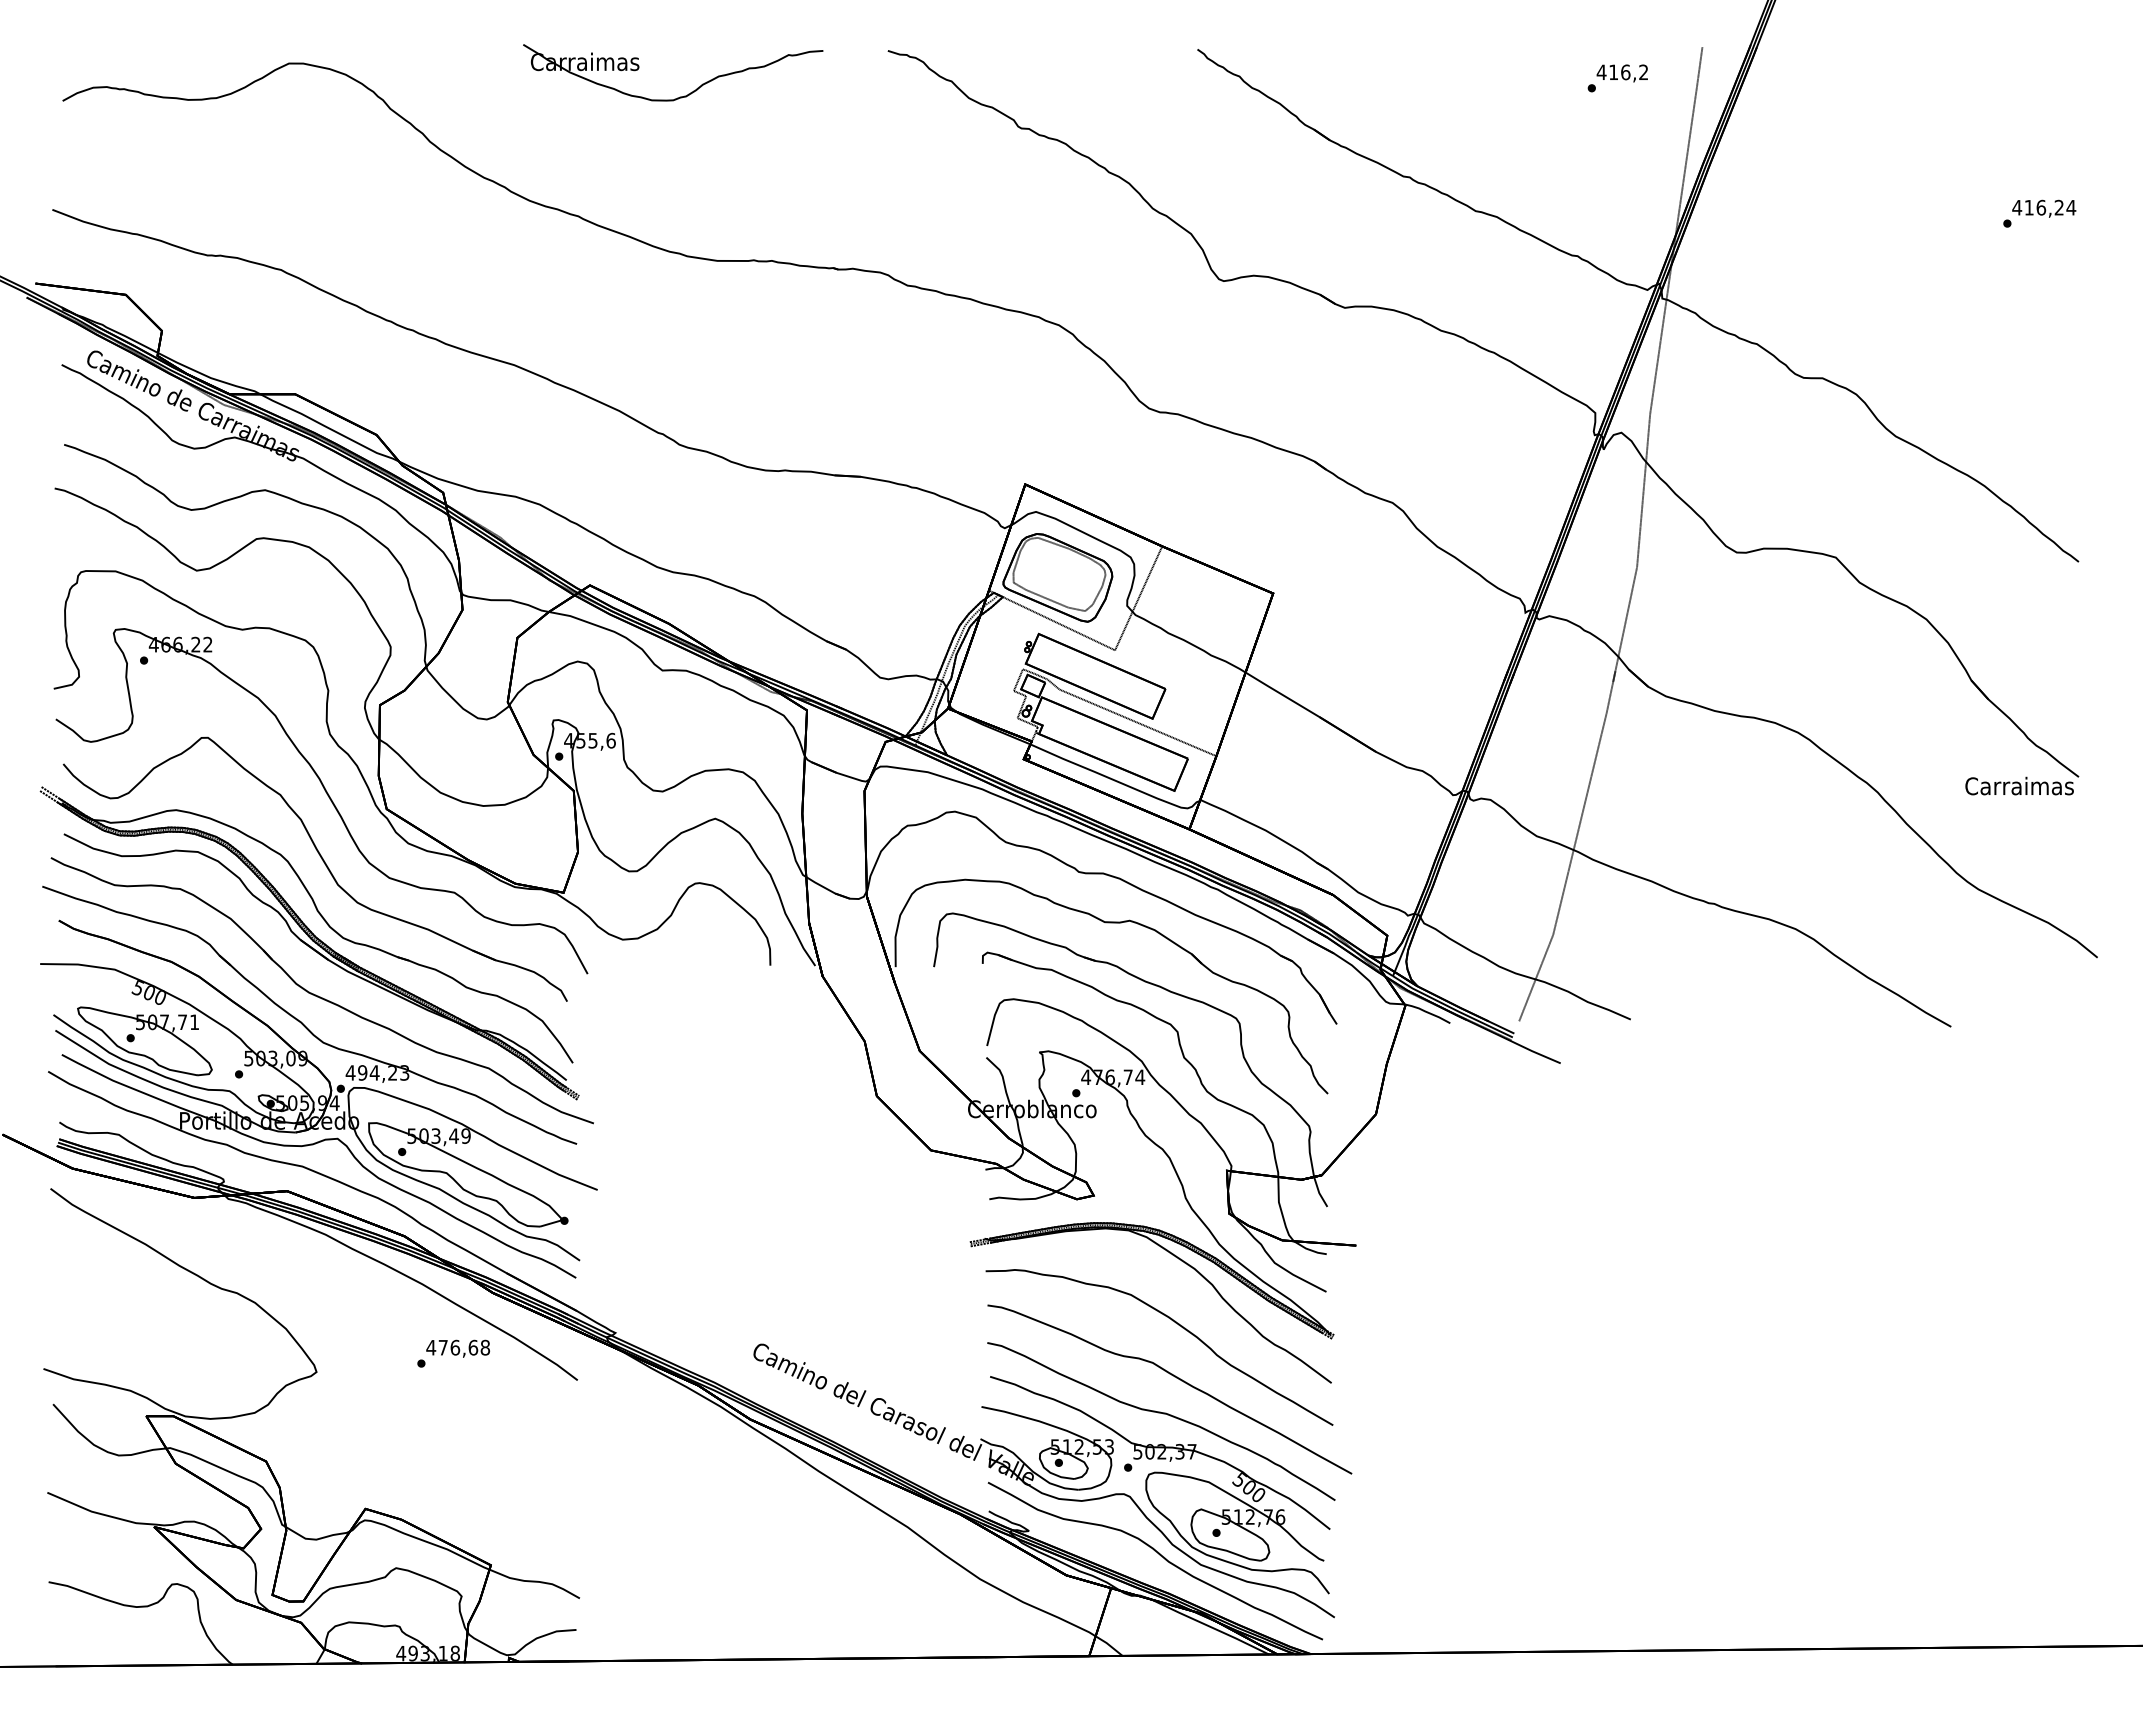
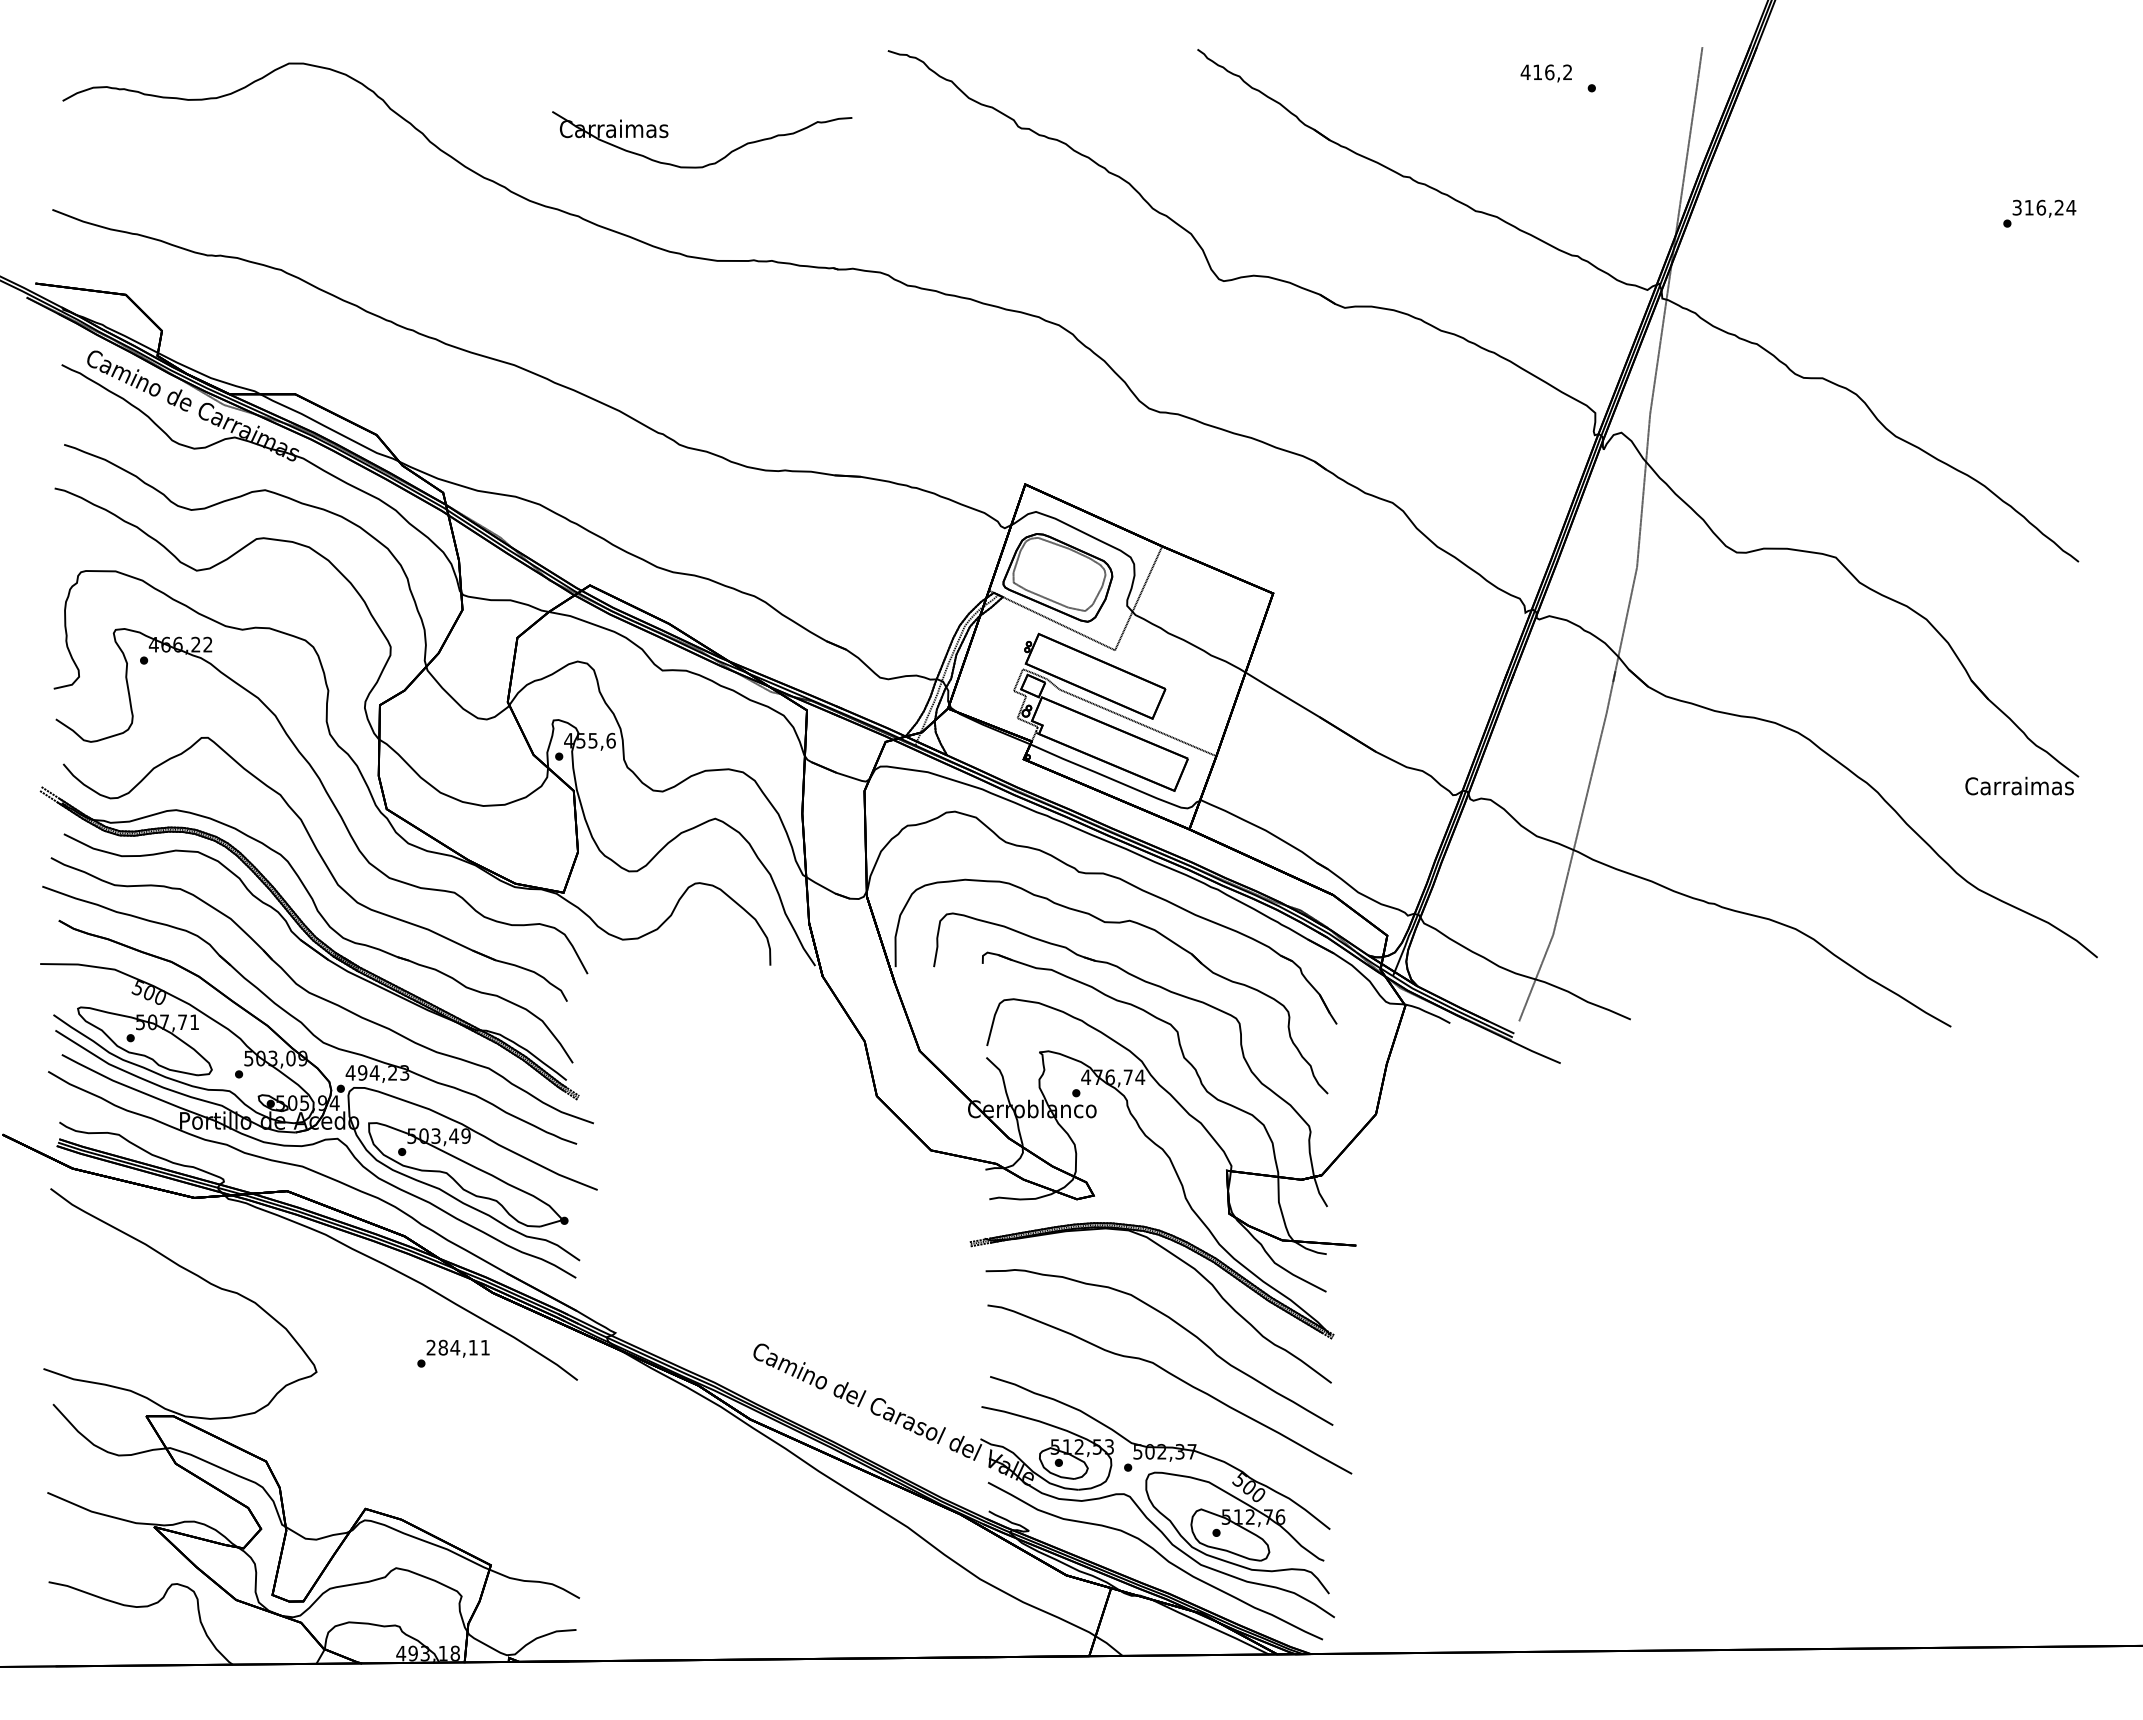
text position: (1621, 73) -> (1545, 73) (1545, 73)
part position: (680, 96) -> (709, 163) (709, 163)
text: 416,24 -> 316,24 (2017, 207)
text: 476,68 -> 284,11 (458, 1347)
curve: present -> none (1163, 1414)
